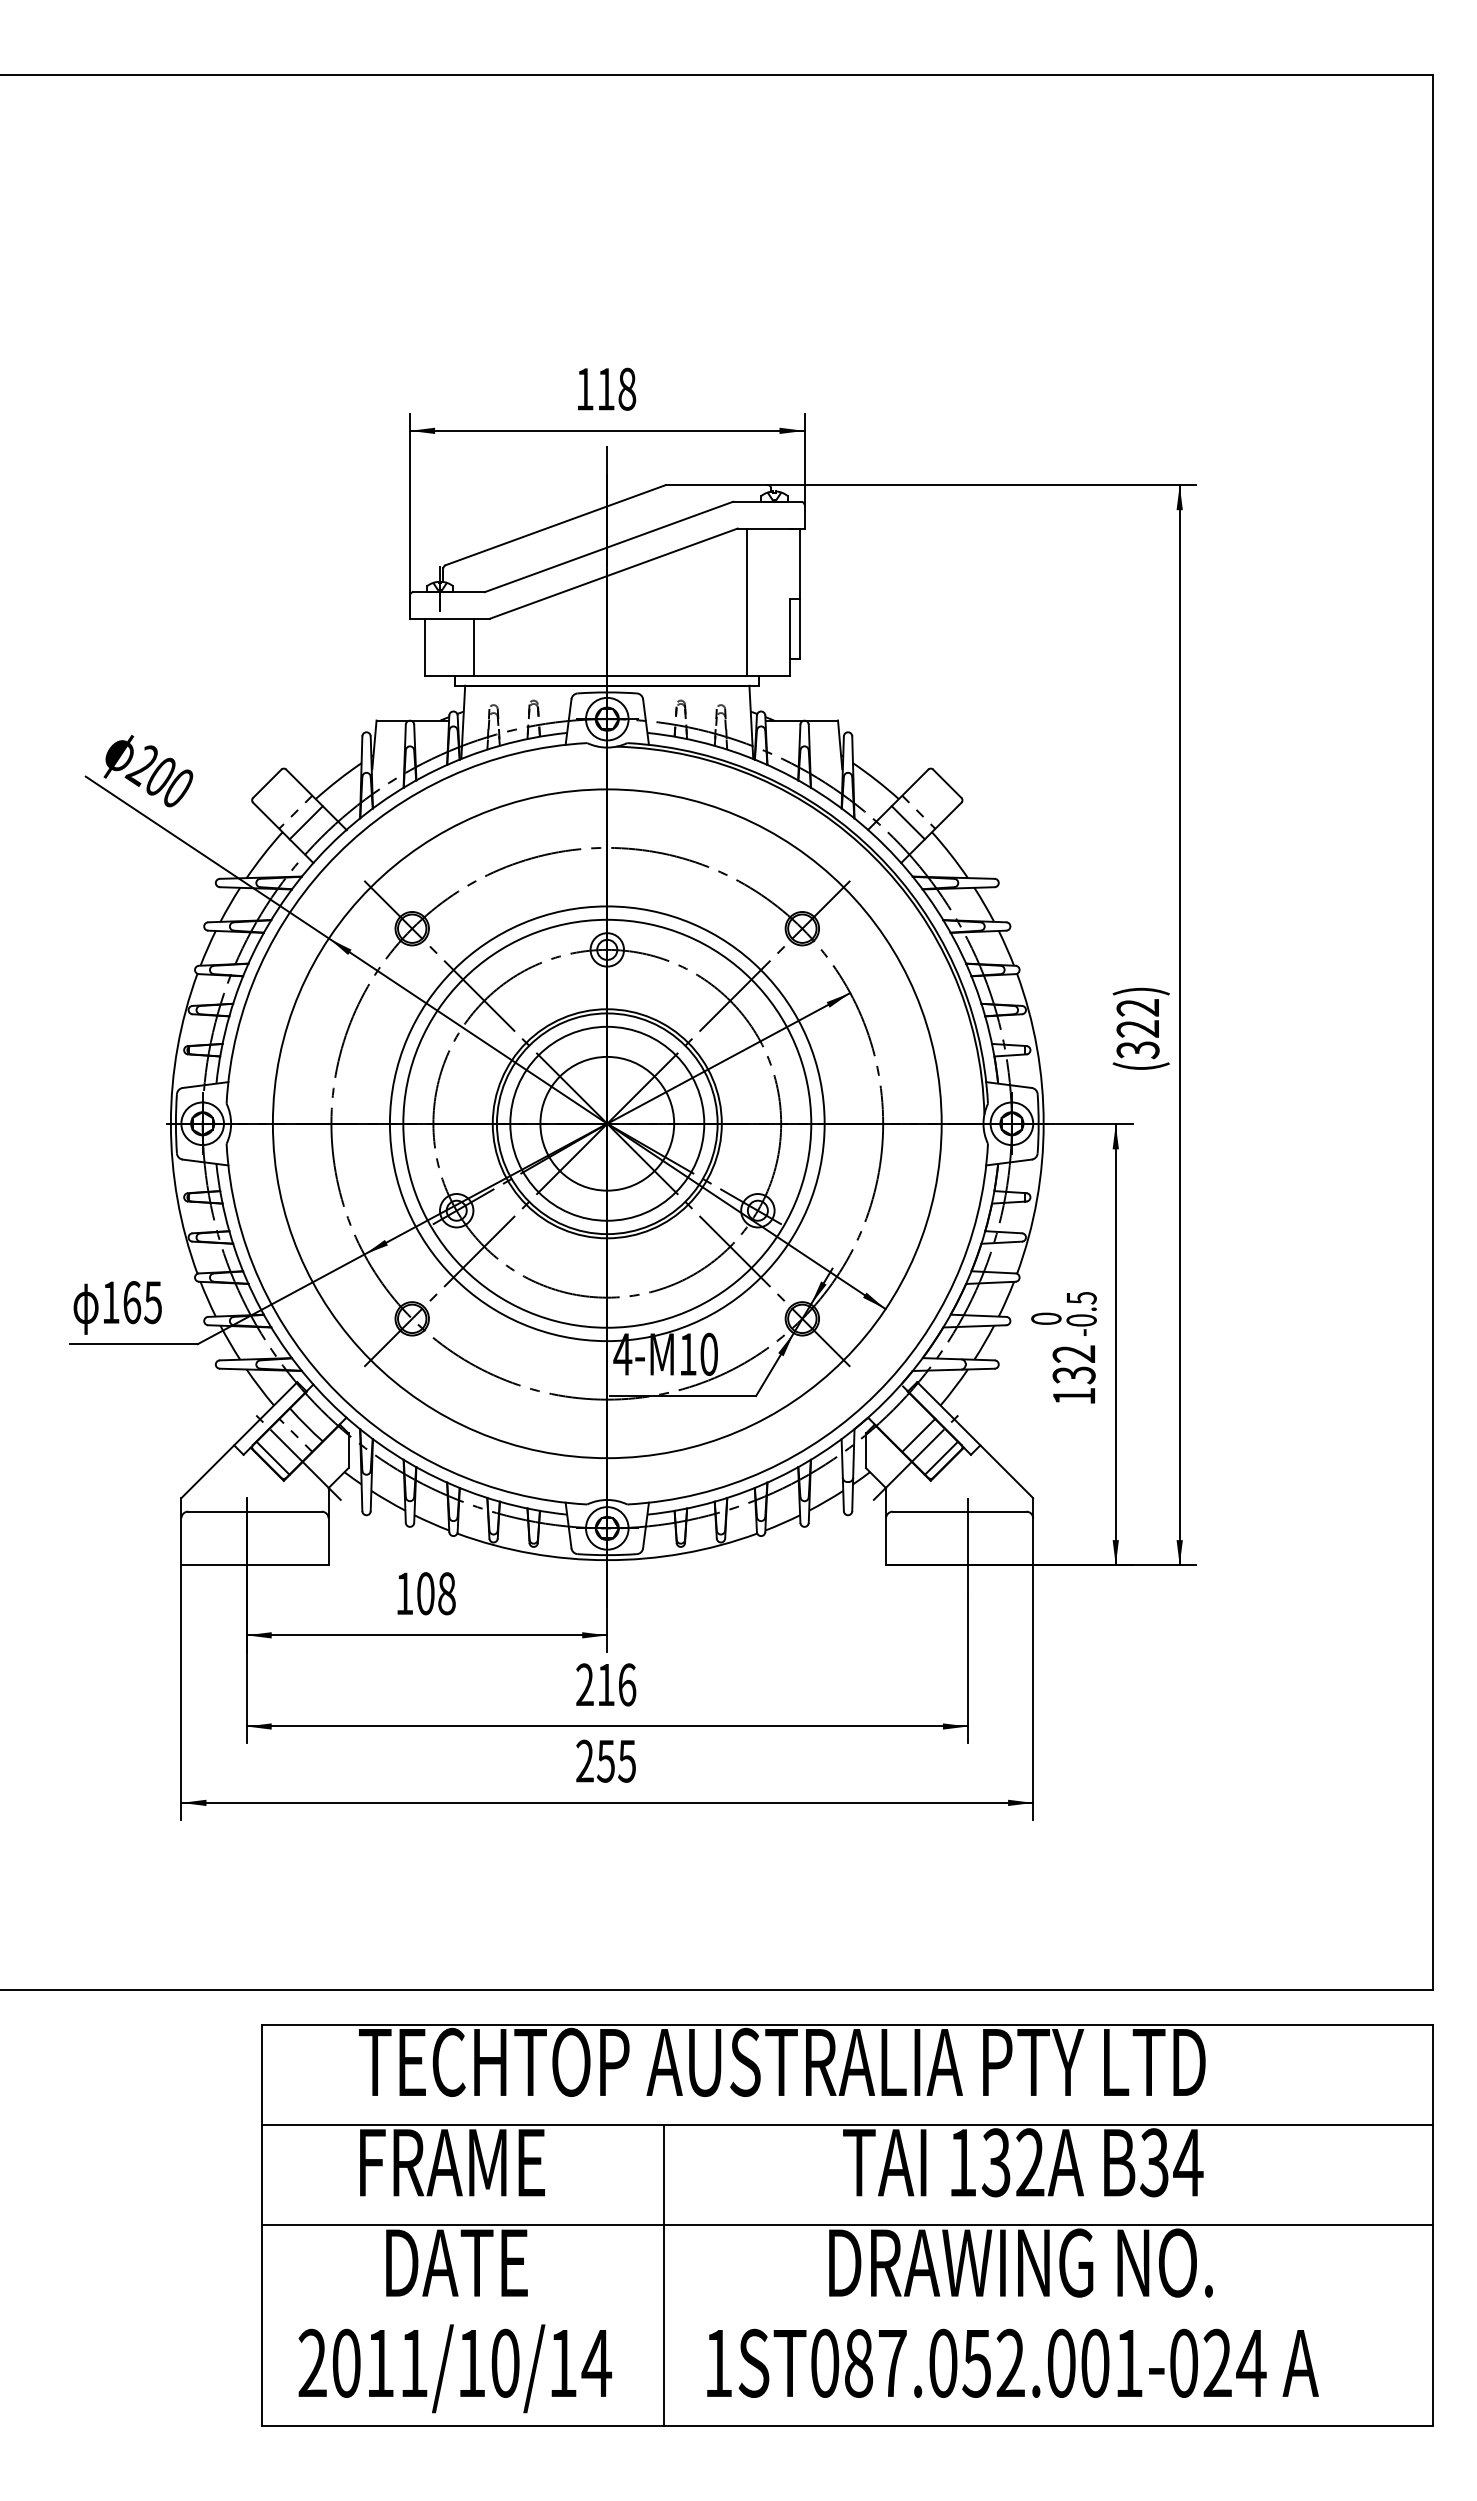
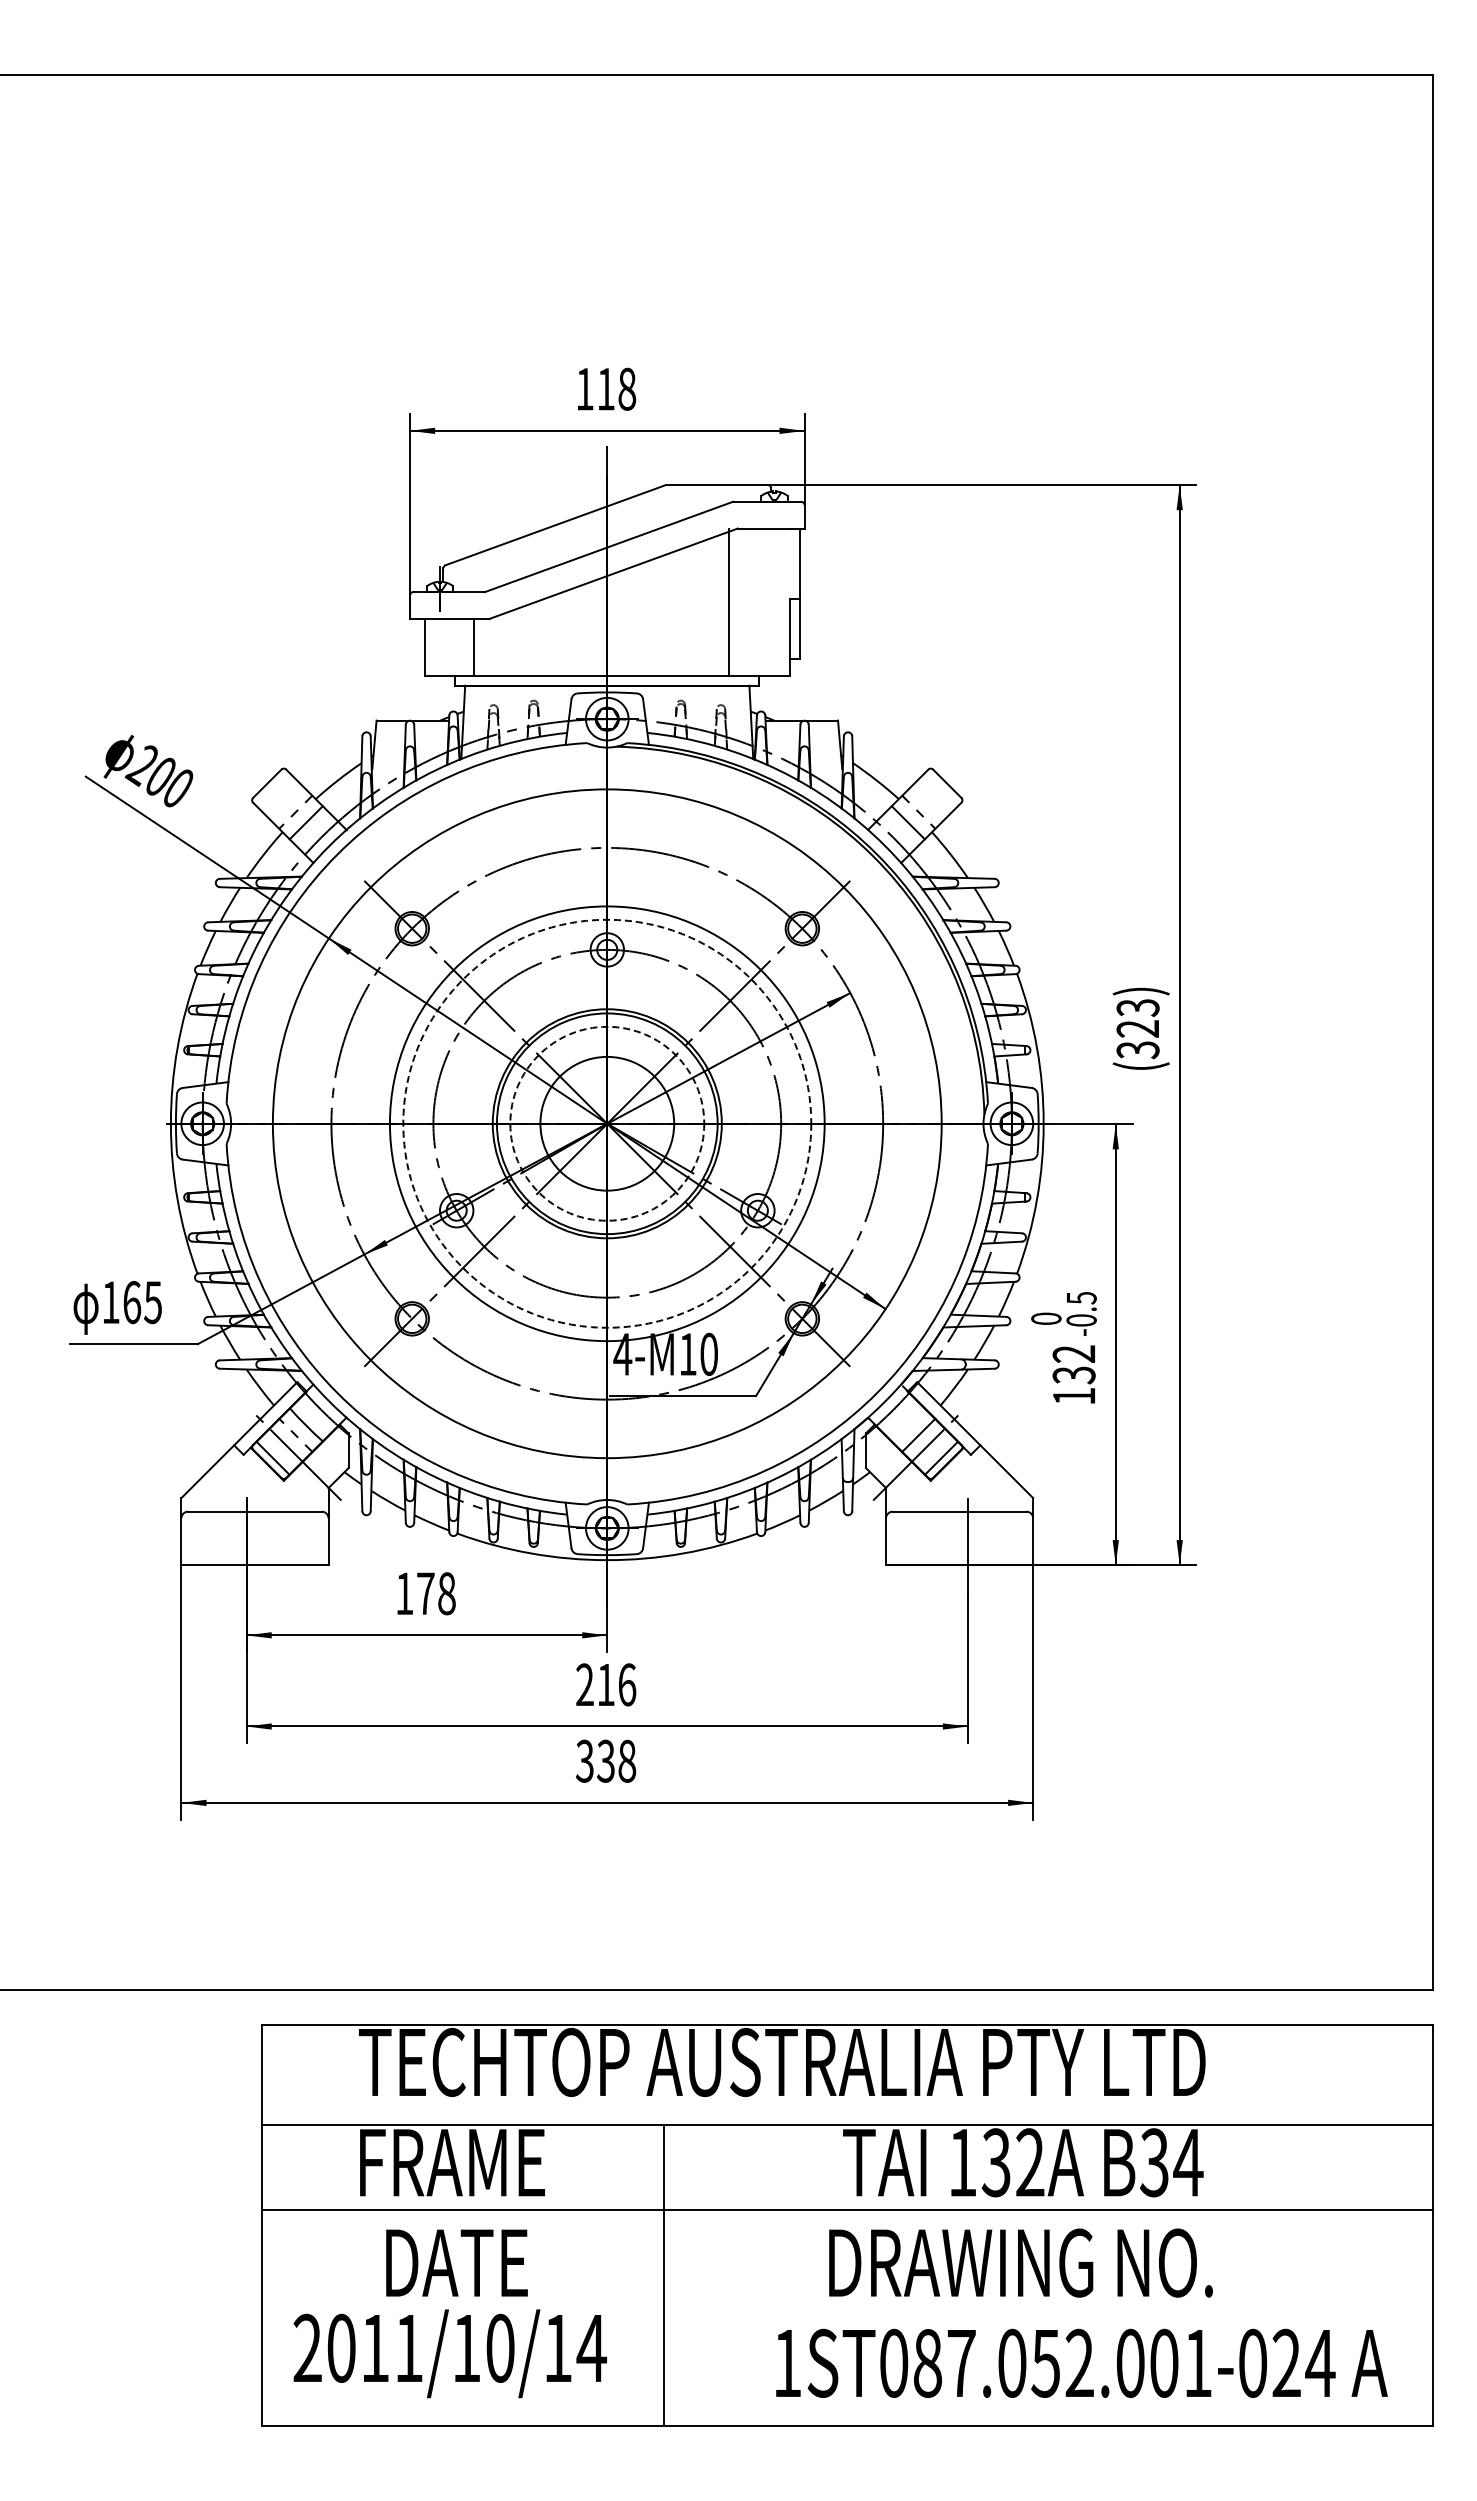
line position: (746, 601) -> (728, 601) (728, 601)
text: (322) -> (323) (1137, 1007)
circle: solid -> dashed (607, 1123)
circle: solid -> dashed (607, 1123)
text: 108 -> 178 (425, 1593)
text: 255 -> 338 (605, 1760)
line position: (847, 2225) -> (847, 2210) (847, 2210)
text position: (1012, 2362) -> (1081, 2362) (1081, 2362)
text position: (454, 2368) -> (449, 2353) (449, 2353)
